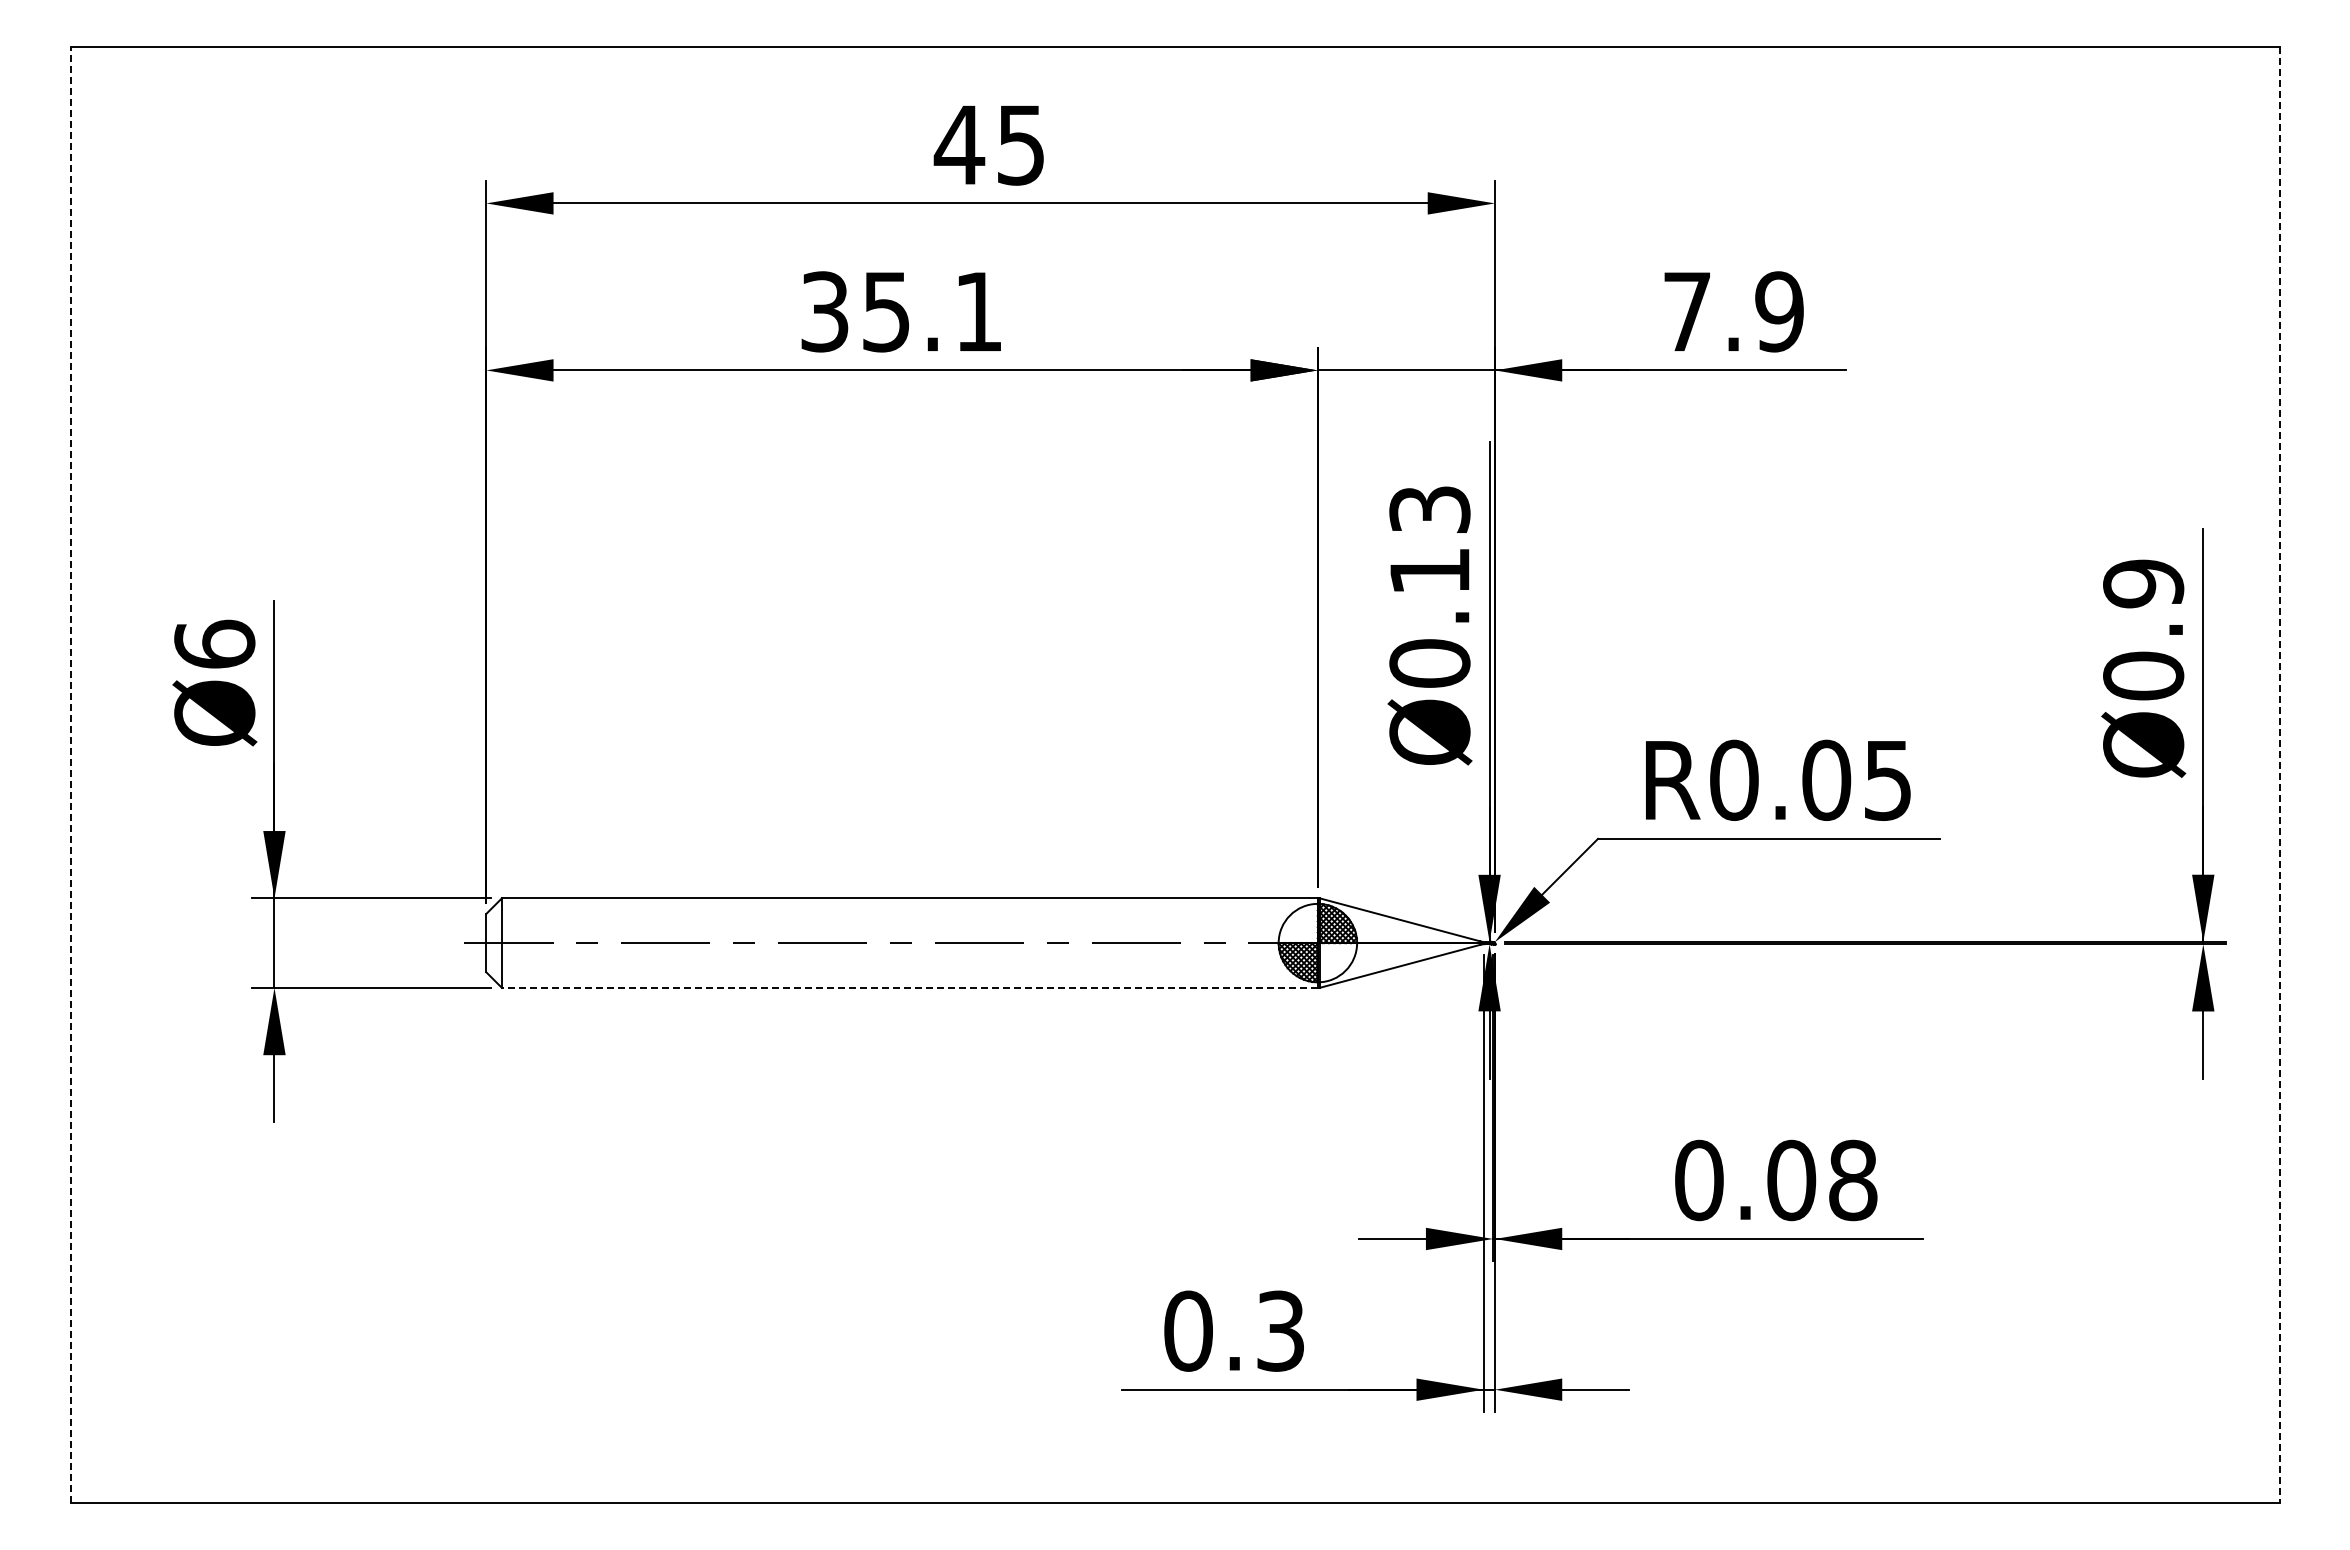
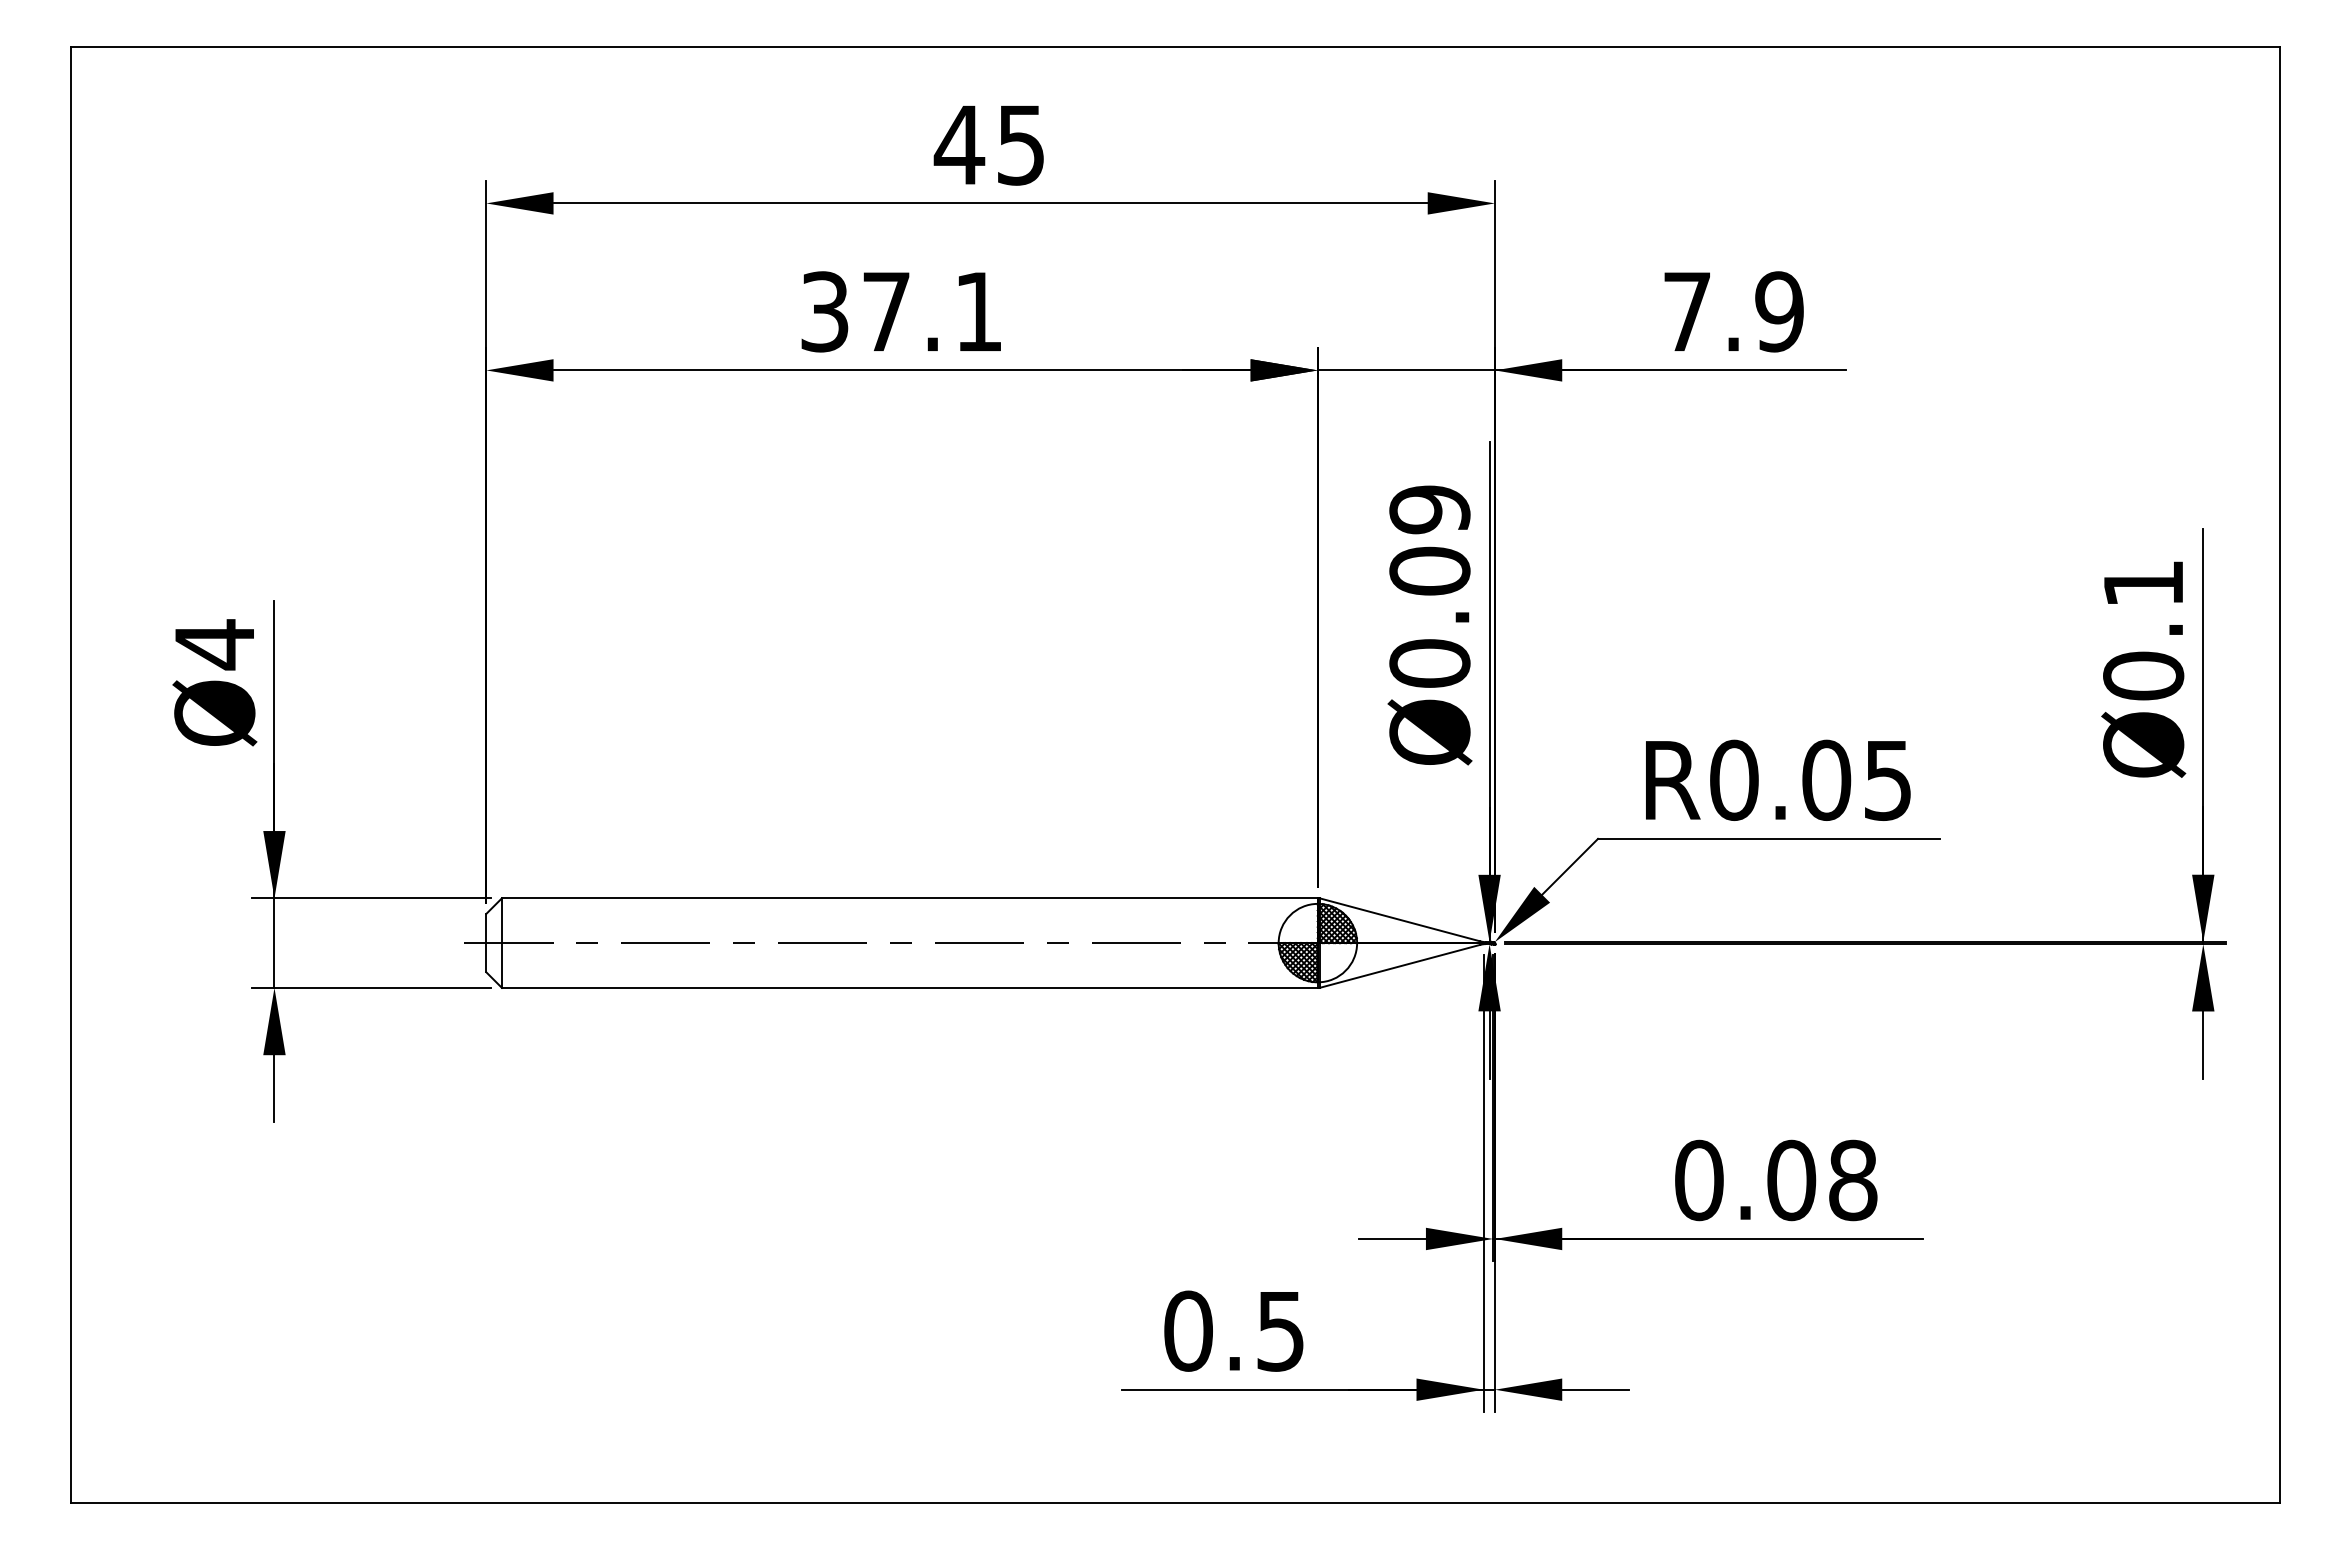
text: 35.1 -> 37.1 (886, 312)
text: Ø0.13 -> Ø0.09 (1429, 540)
text: Ø0.9 -> Ø0.1 (2143, 583)
text: Ø6 -> Ø4 (214, 644)
line: dashed -> solid (70, 774)
line: dashed -> solid (2279, 775)
line: dashed -> solid (909, 987)
text: 0.3 -> 0.5 (1280, 1330)
